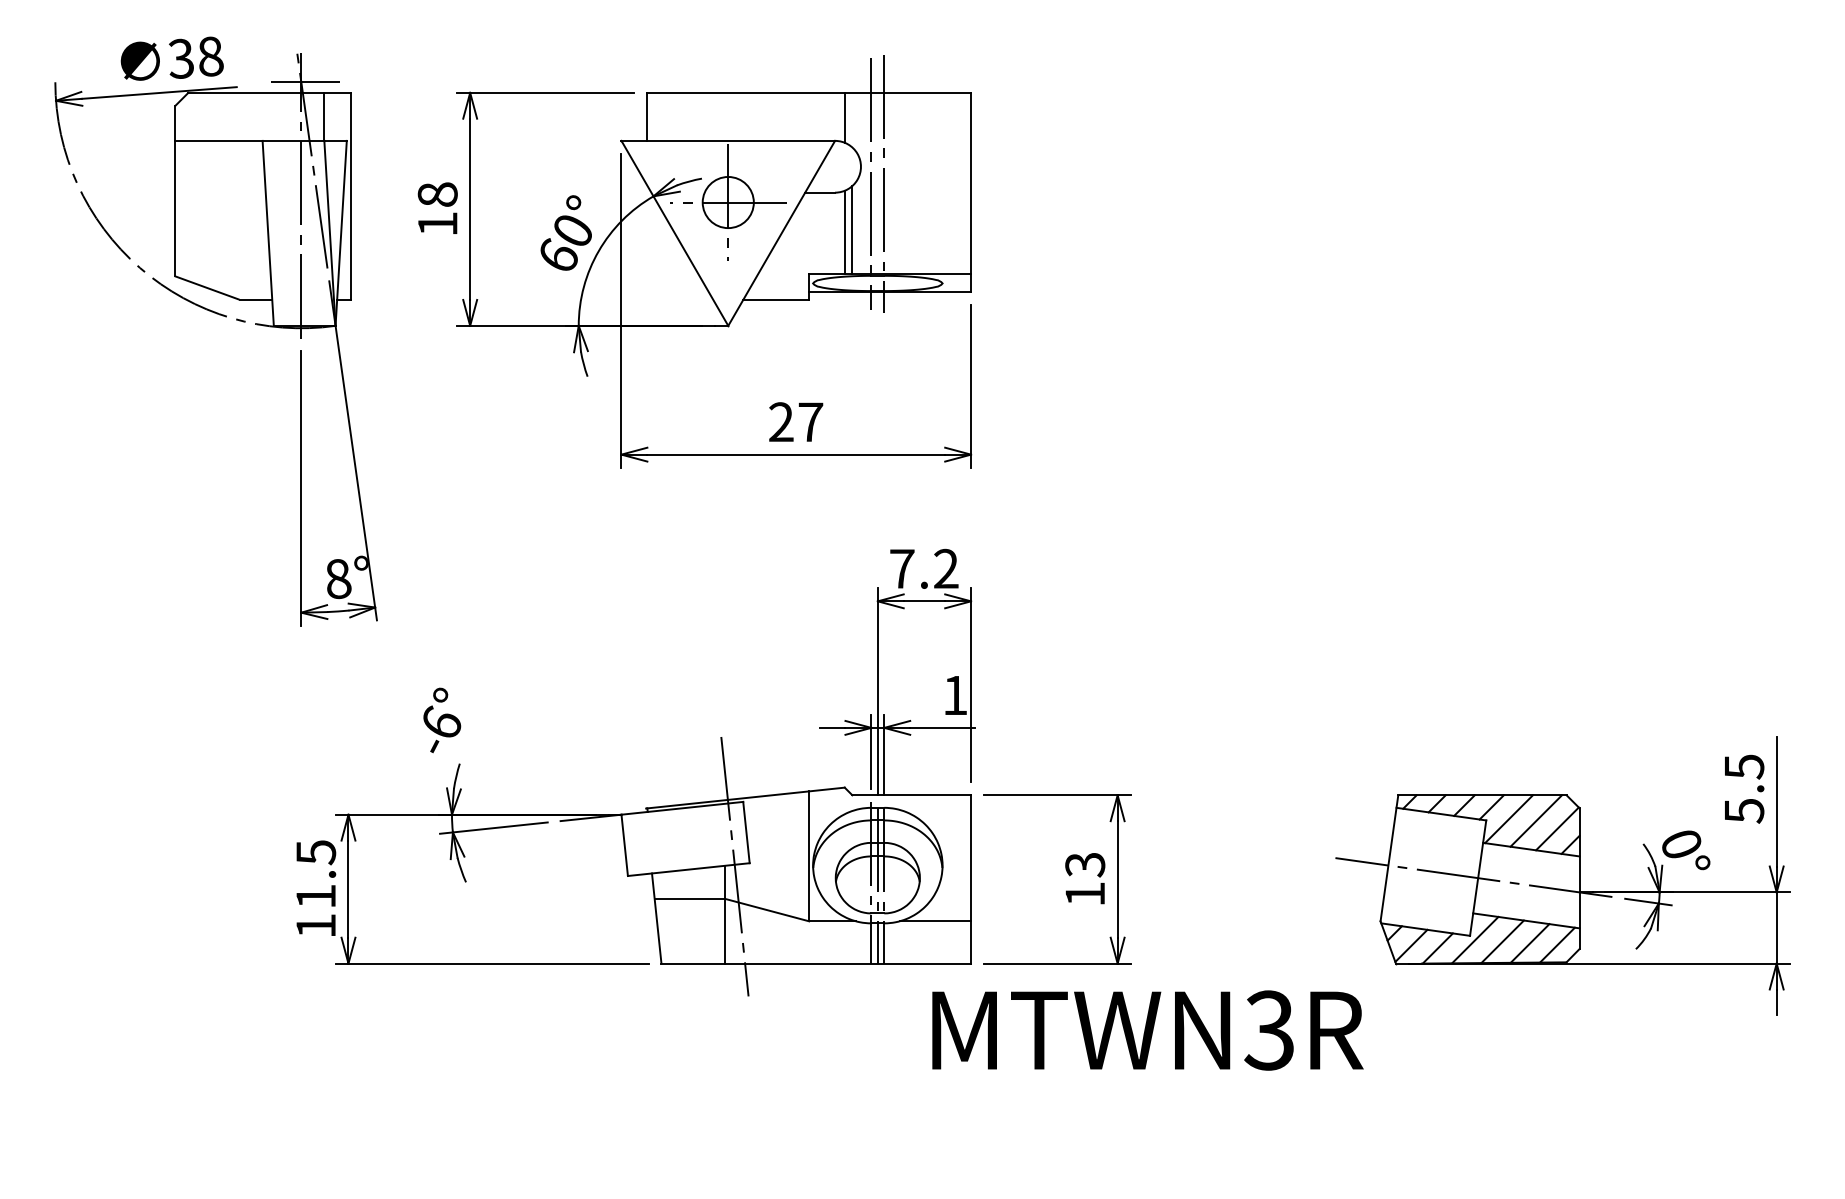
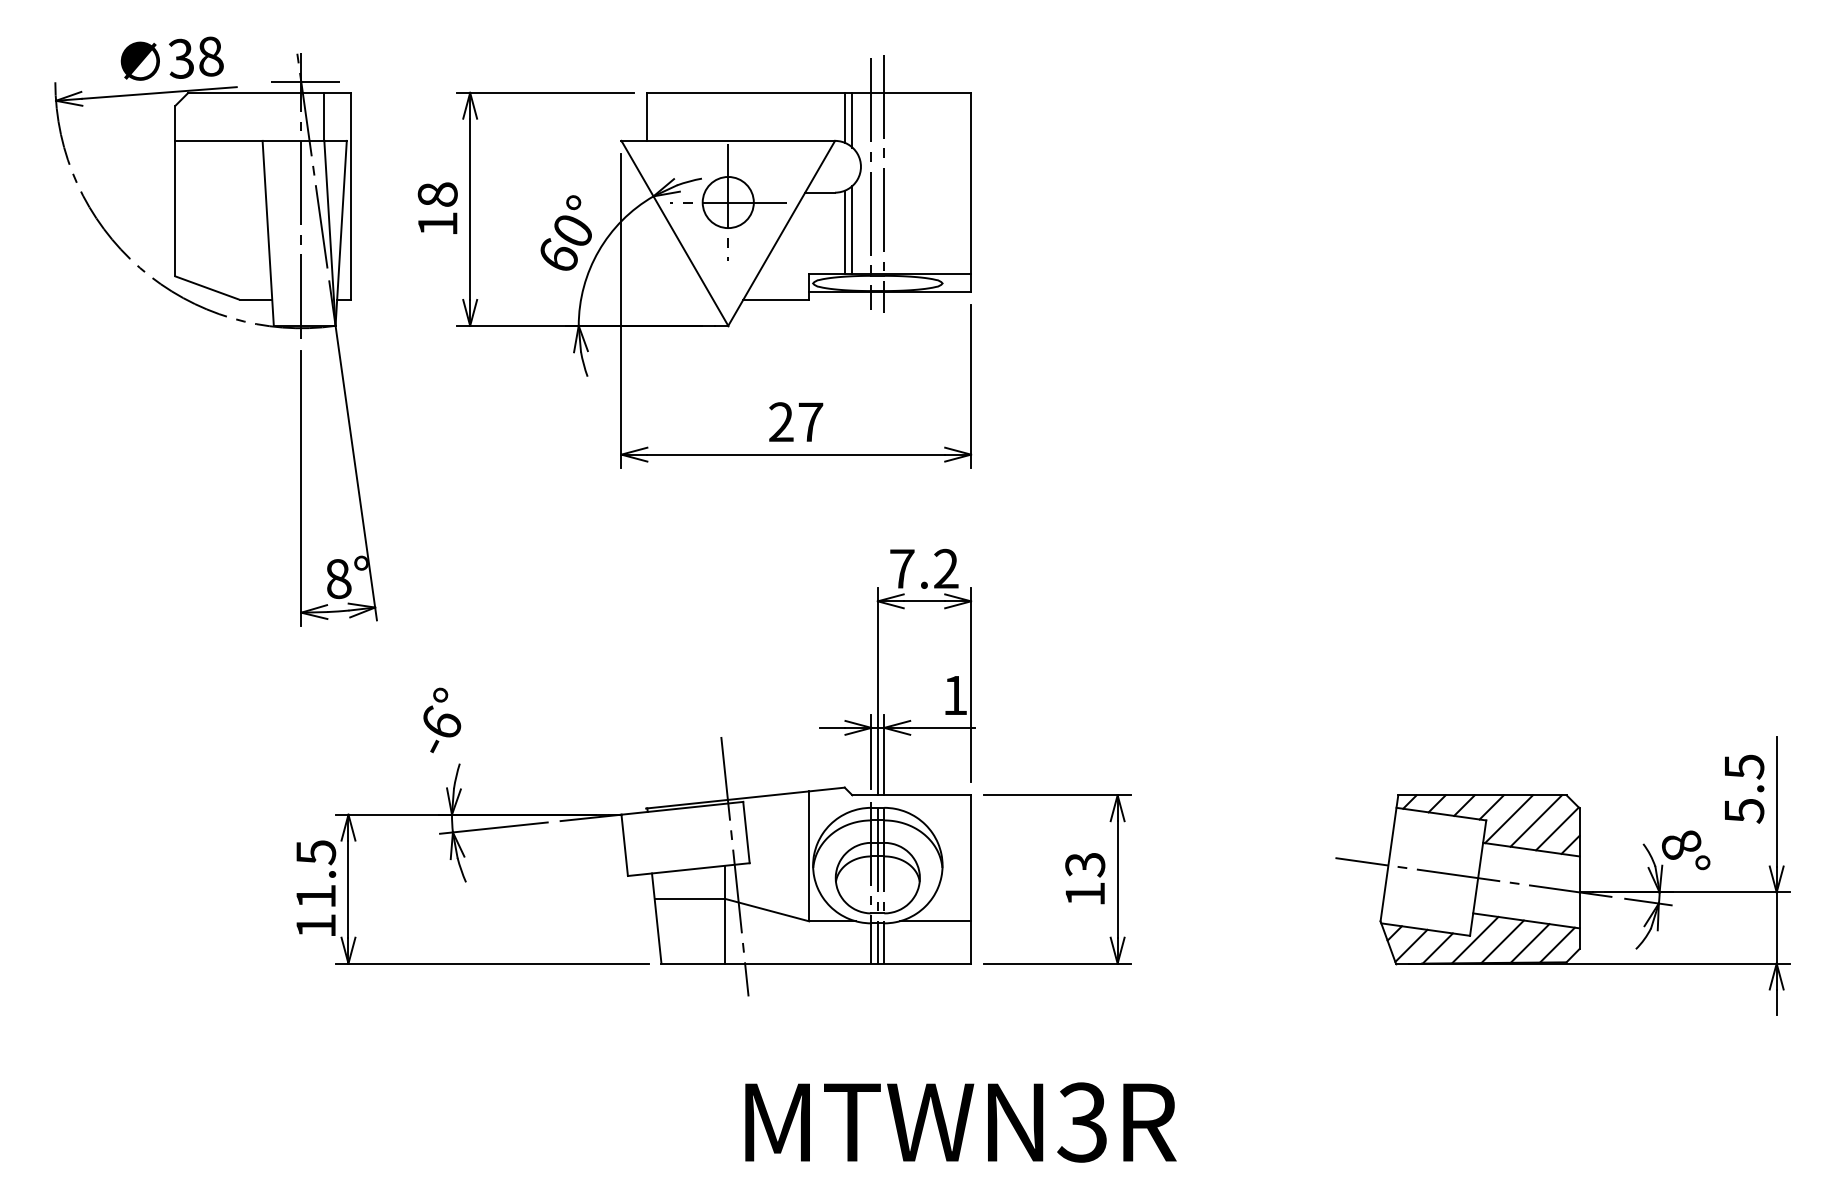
line: none -> present (852, 119)
text: 0° -> 8° (1681, 844)
text position: (1147, 1030) -> (960, 1122) (960, 1122)
